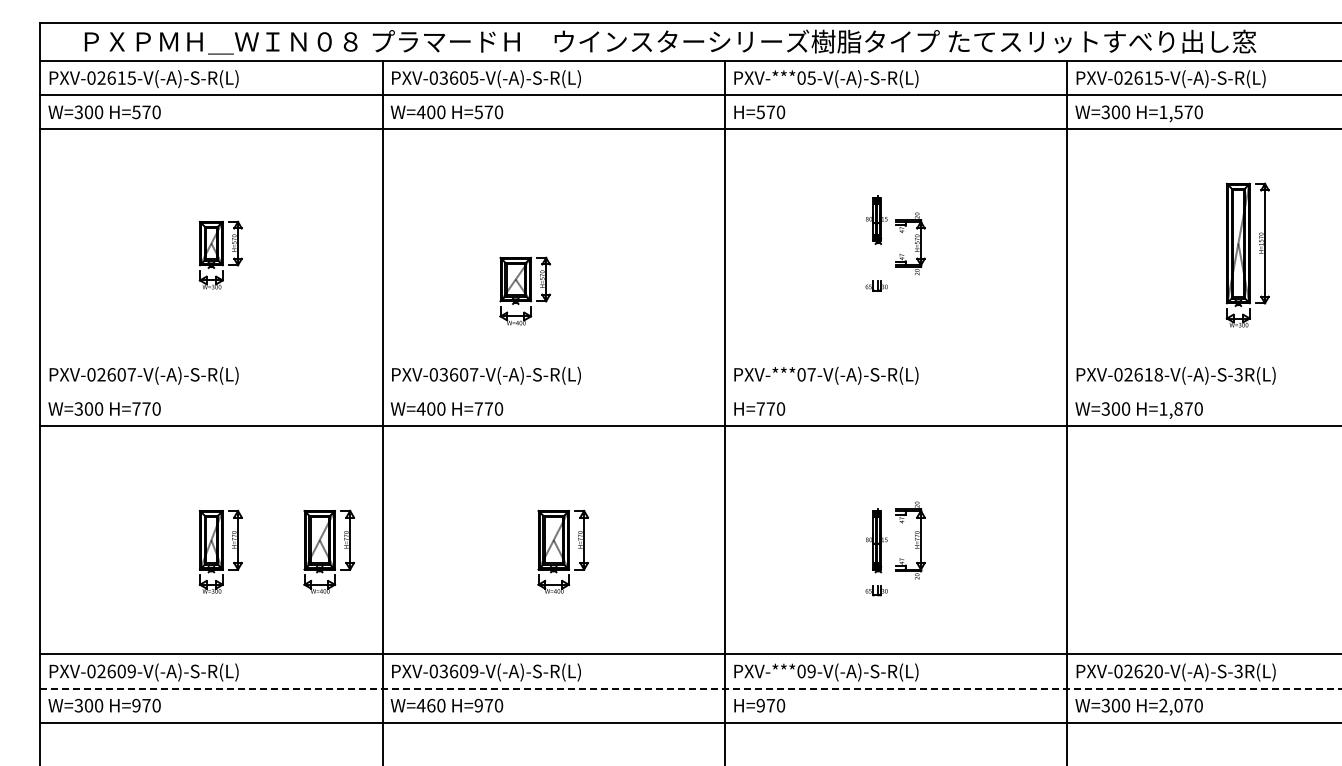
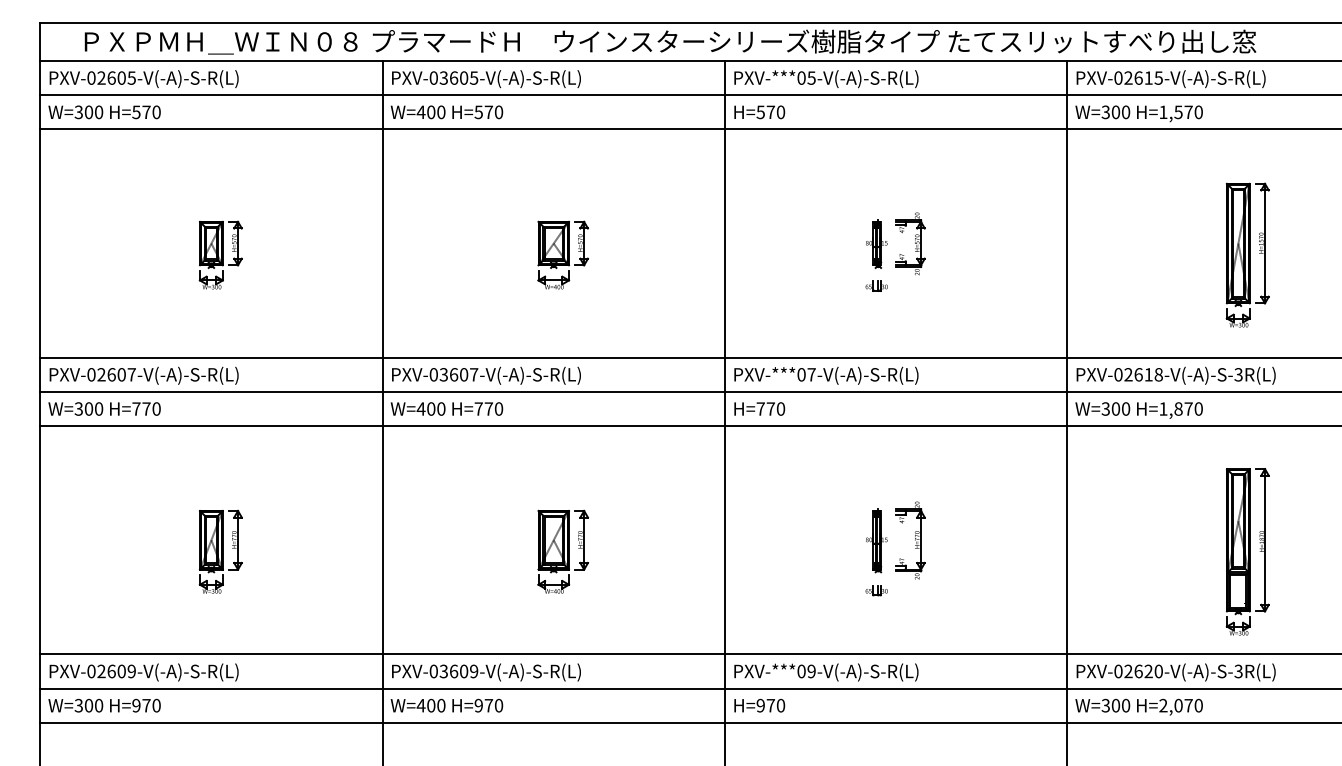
text: PXV-02615-V(-A)-S-R(L) -> PXV-02605-V(-A)-S-R(L) (121, 77)
part position: (876, 219) -> (876, 243) (876, 243)
part position: (524, 290) -> (562, 254) (562, 254)
line: none -> present (689, 357)
line: none -> present (689, 391)
part: present -> none (328, 551)
part: none -> present (1247, 551)
line: dashed -> solid (691, 688)
text: W=460 -> W=400 (431, 705)
